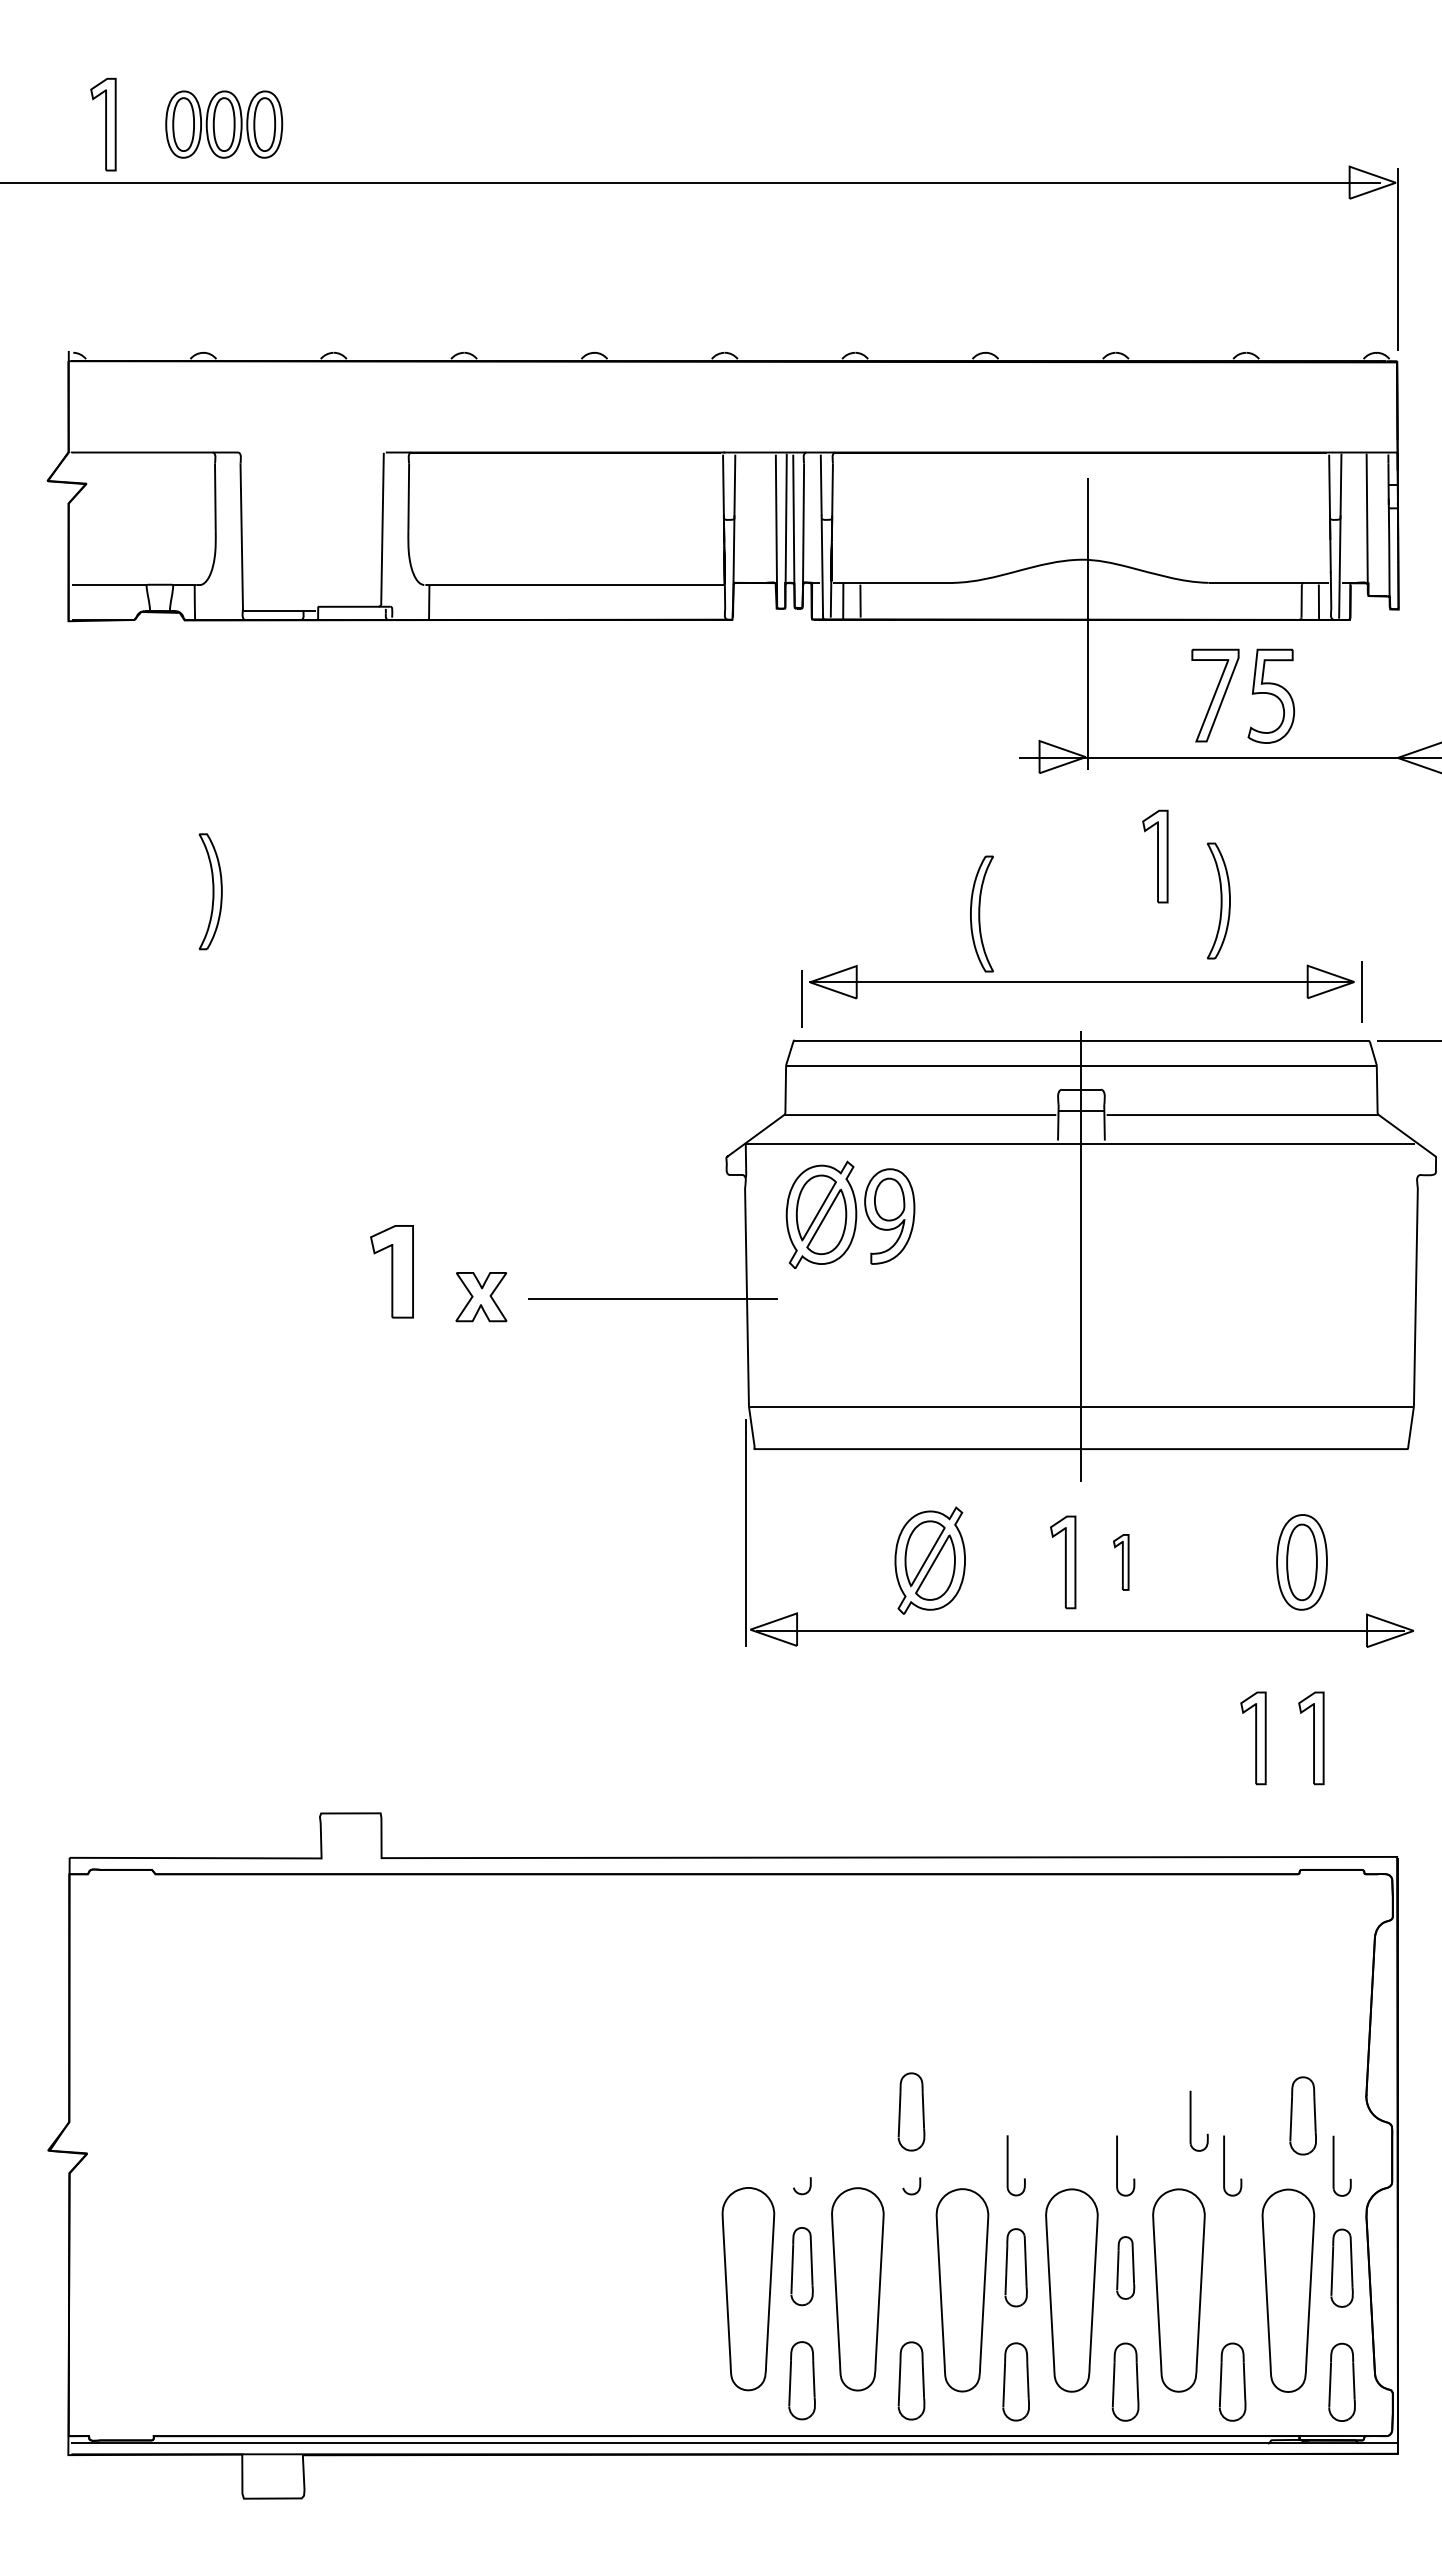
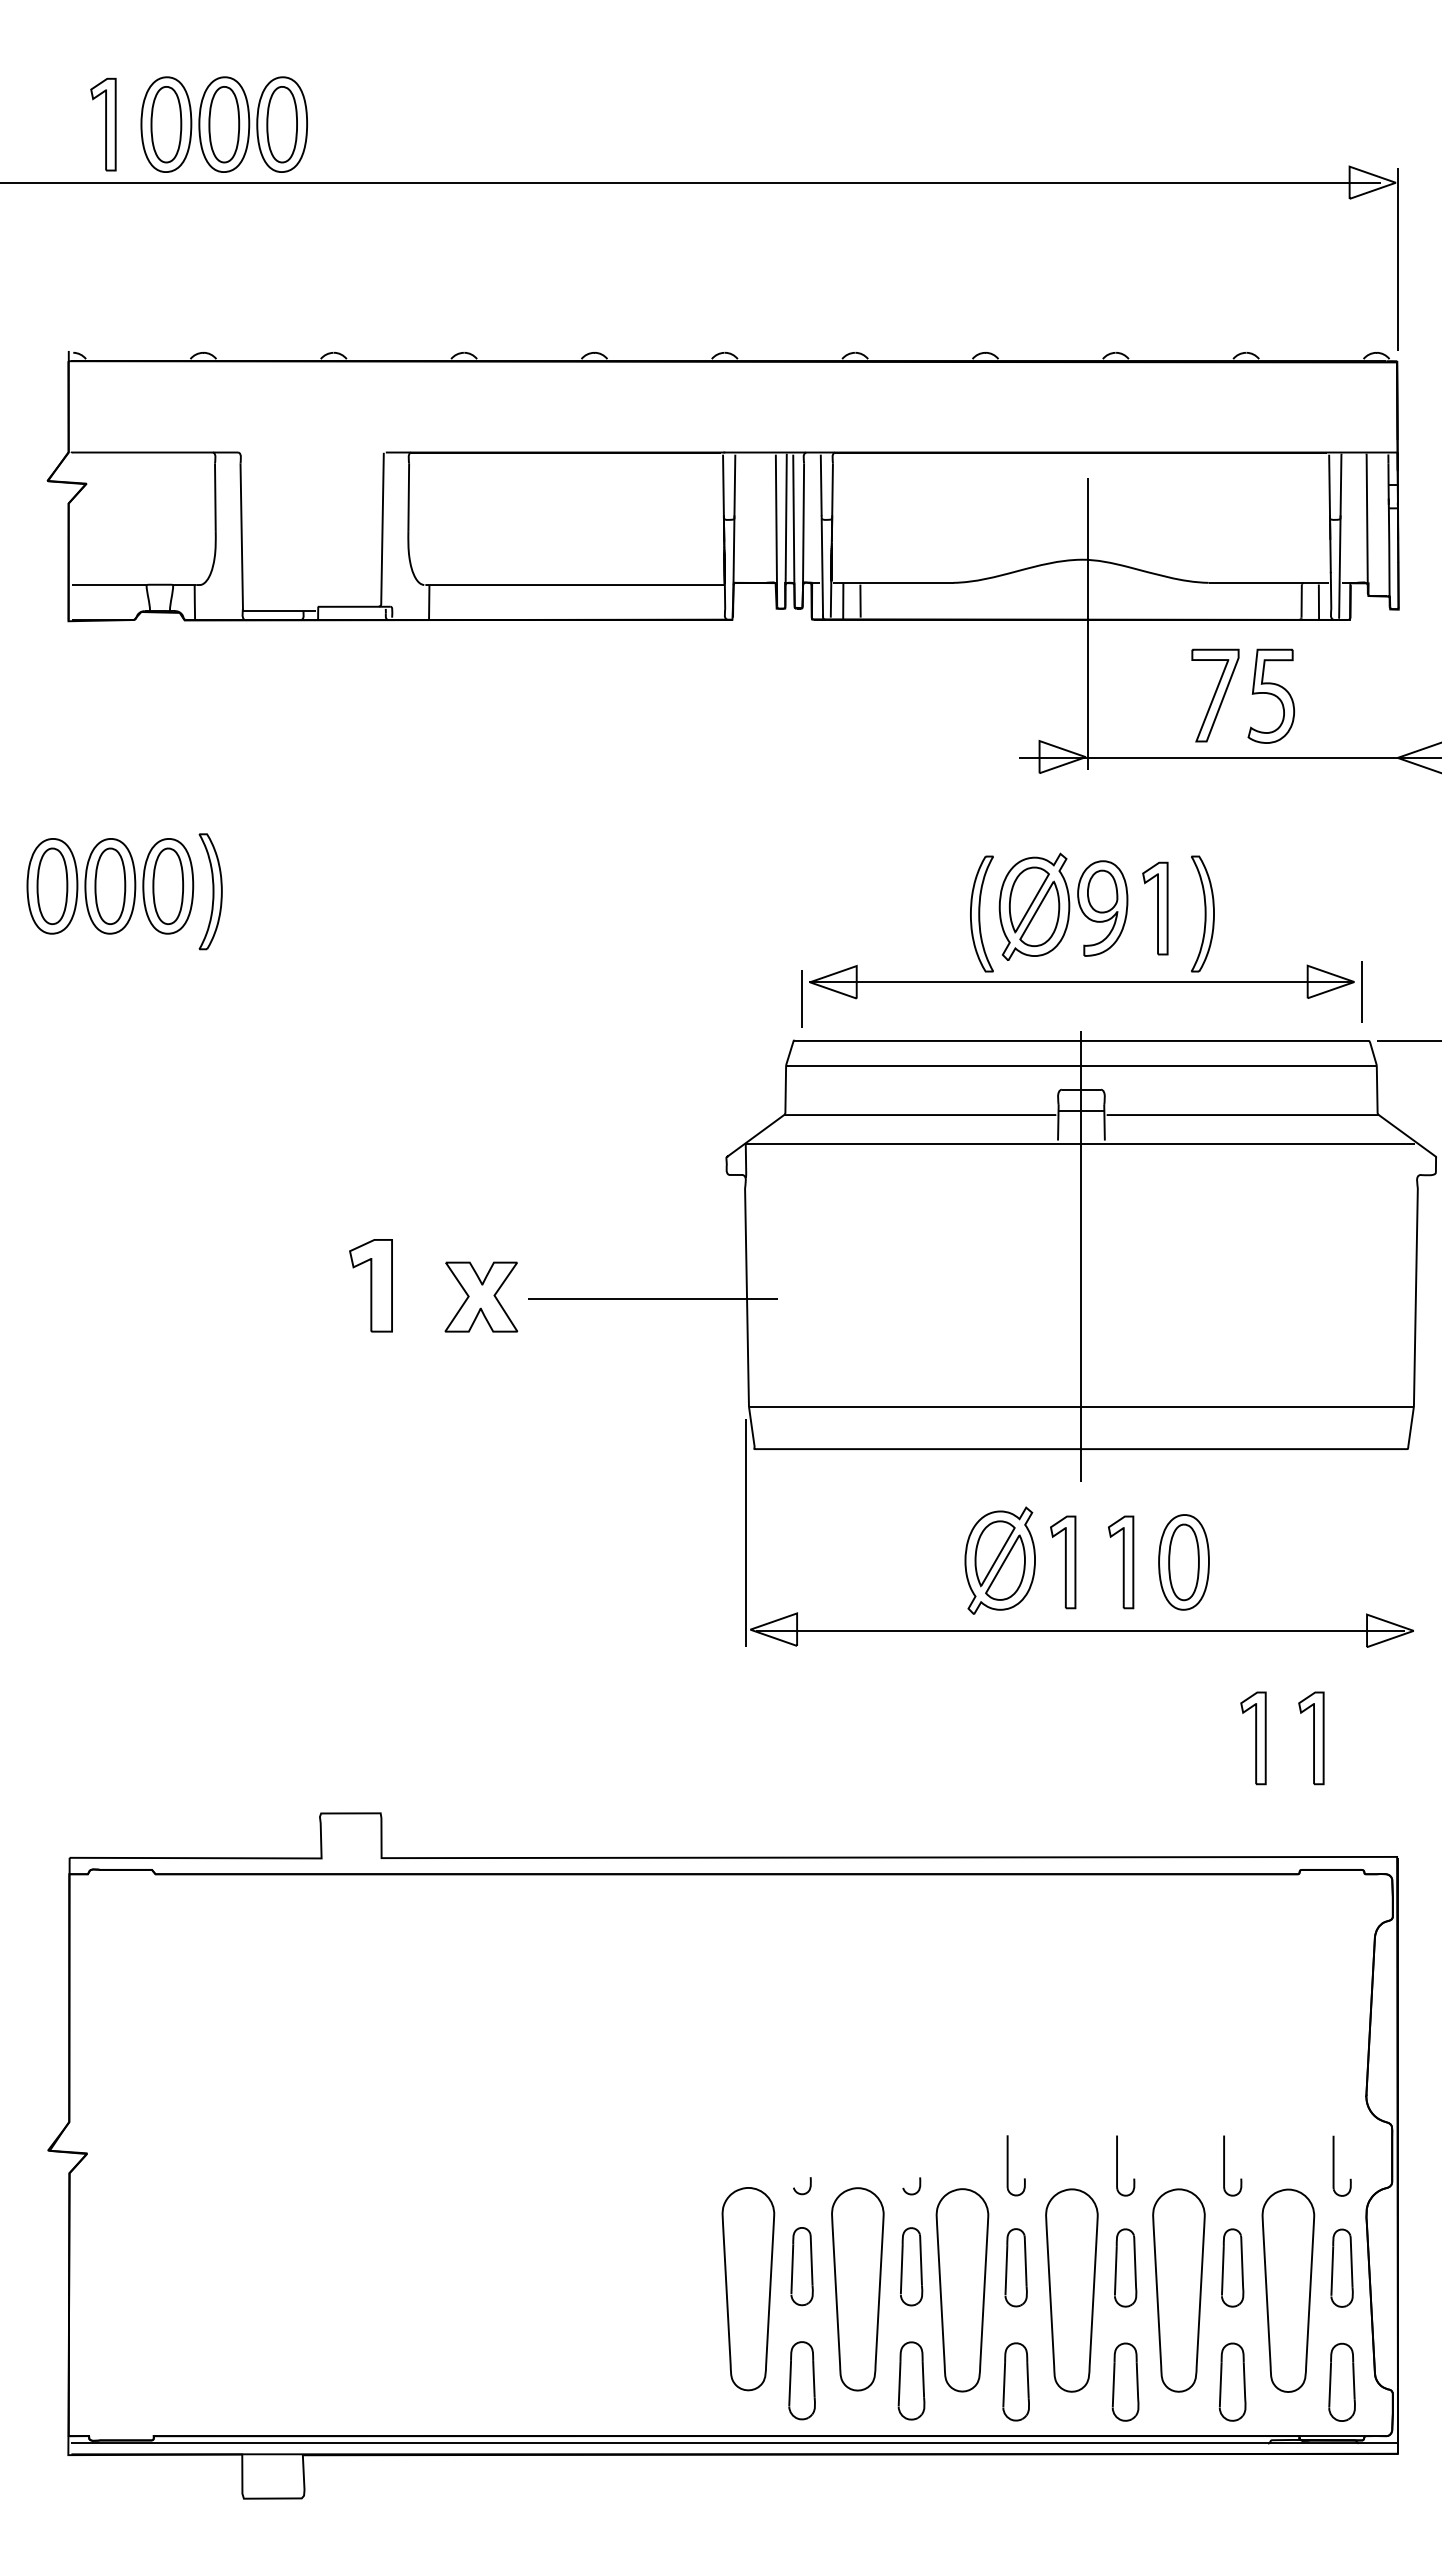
part size: 119x69 px -> 168x97 px (223, 124)
part position: (1155, 856) -> (1155, 908) (1155, 908)
part: none -> present (110, 886)
part position: (1218, 900) -> (1202, 913) (1202, 913)
part position: (850, 1214) -> (1063, 906) (1063, 906)
part position: (391, 1271) -> (370, 1285) (370, 1285)
part size: 53x51 px -> 75x72 px (481, 1296)
part position: (929, 1560) -> (999, 1560) (999, 1560)
part size: 17x57 px -> 27x95 px (1121, 1562)
part position: (1301, 1562) -> (1183, 1562) (1183, 1562)
part: present -> none (911, 2111)
part: present -> none (1302, 2115)
part: present -> none (1191, 2120)
part: none -> present (911, 2266)
part size: 20x64 px -> 24x80 px (1125, 2267)
part: none -> present (1232, 2267)
